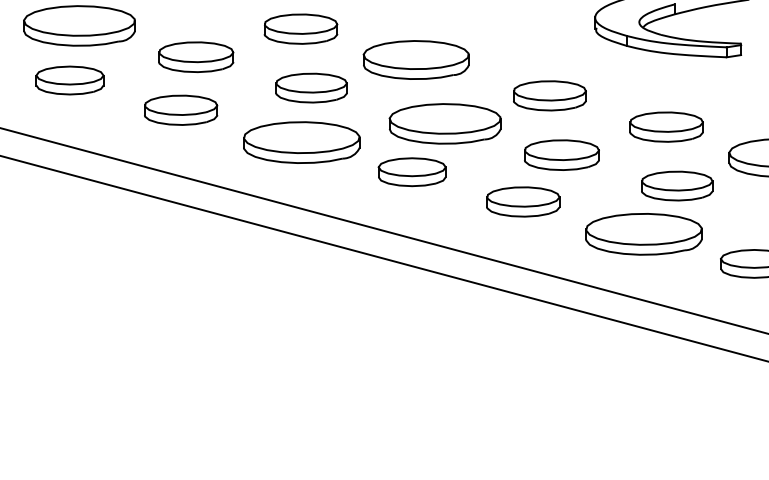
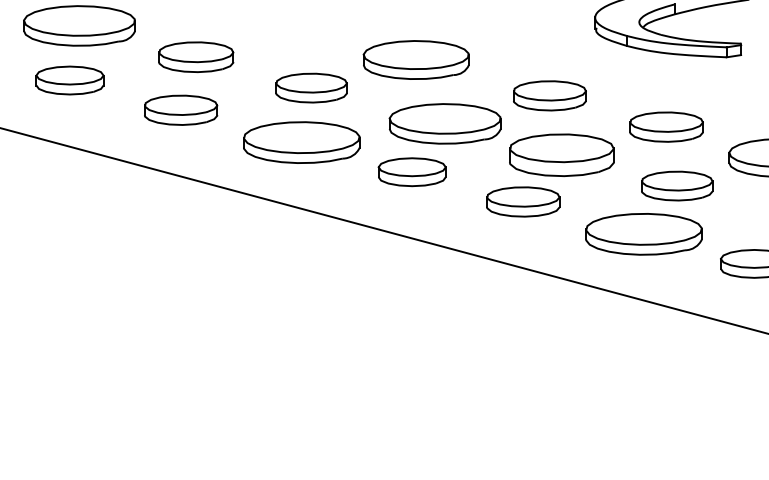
part: present -> none (300, 28)
part size: 76x32 px -> 106x44 px (561, 154)
line: present -> none (383, 258)
